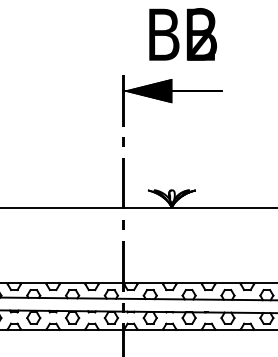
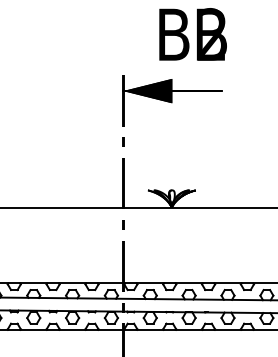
text position: (182, 34) -> (192, 34) (192, 34)
